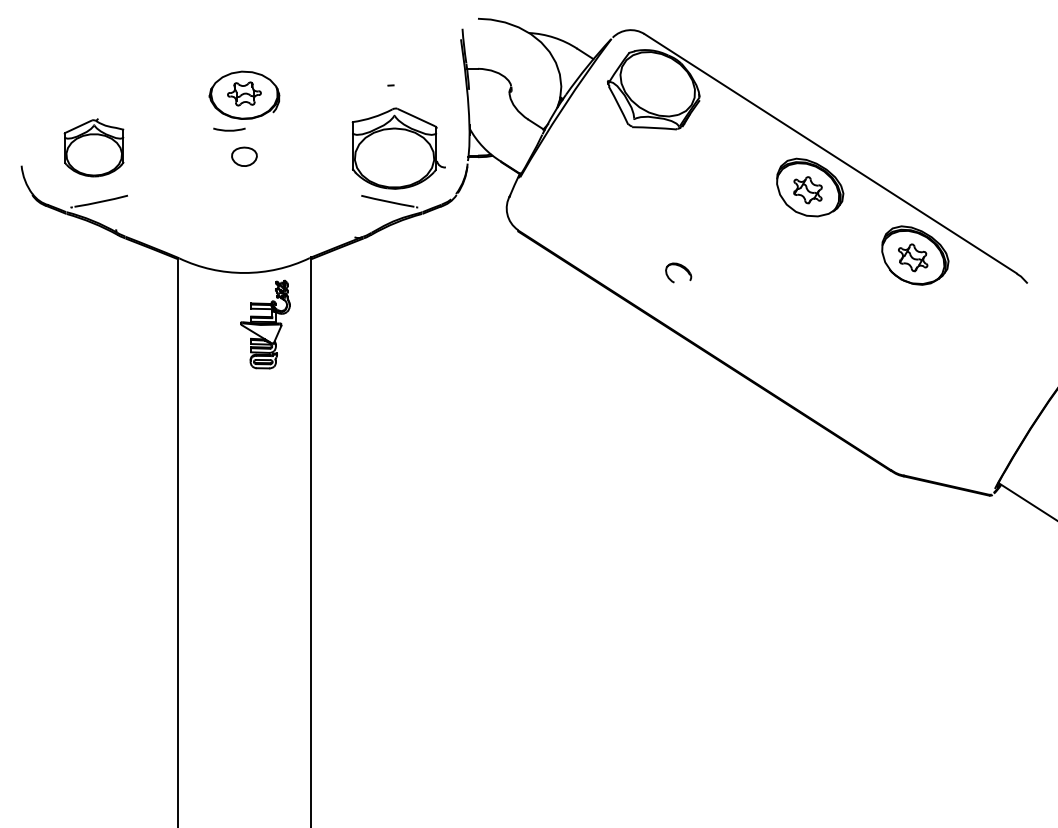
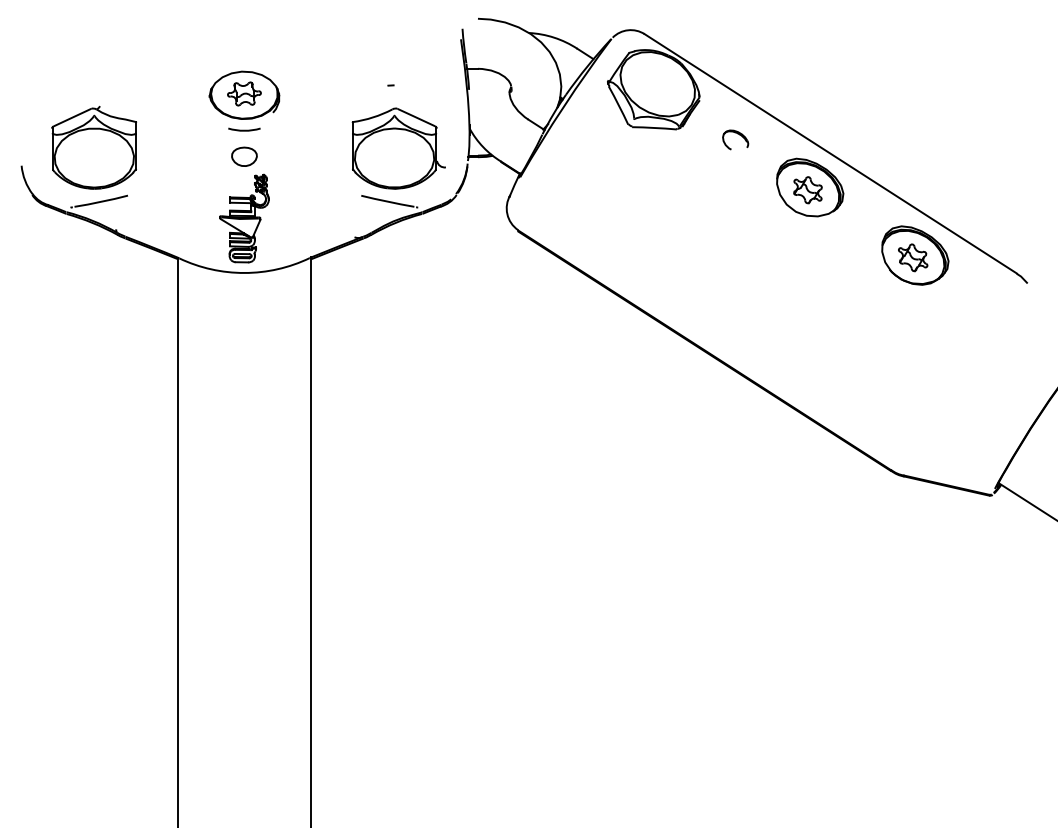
arc position: (229, 129) -> (244, 129) (244, 129)
part size: 62x60 px -> 86x85 px (93, 147)
part position: (678, 272) -> (735, 139) (735, 139)
part position: (265, 324) -> (244, 218) (244, 218)
